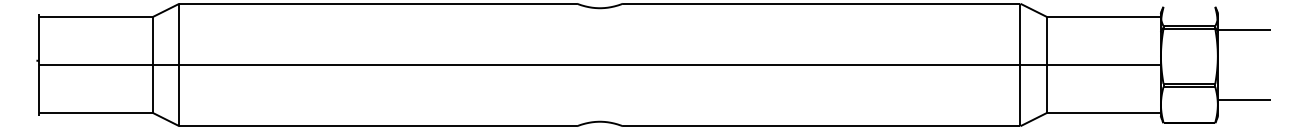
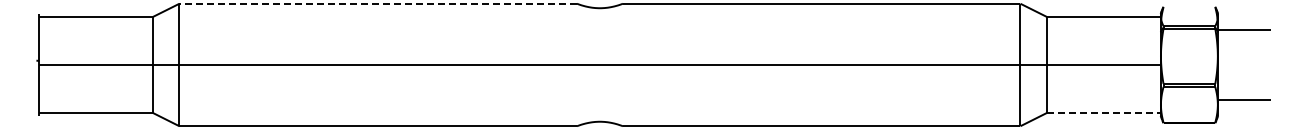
line: solid -> dashed (378, 3)
line: solid -> dashed (1103, 112)
